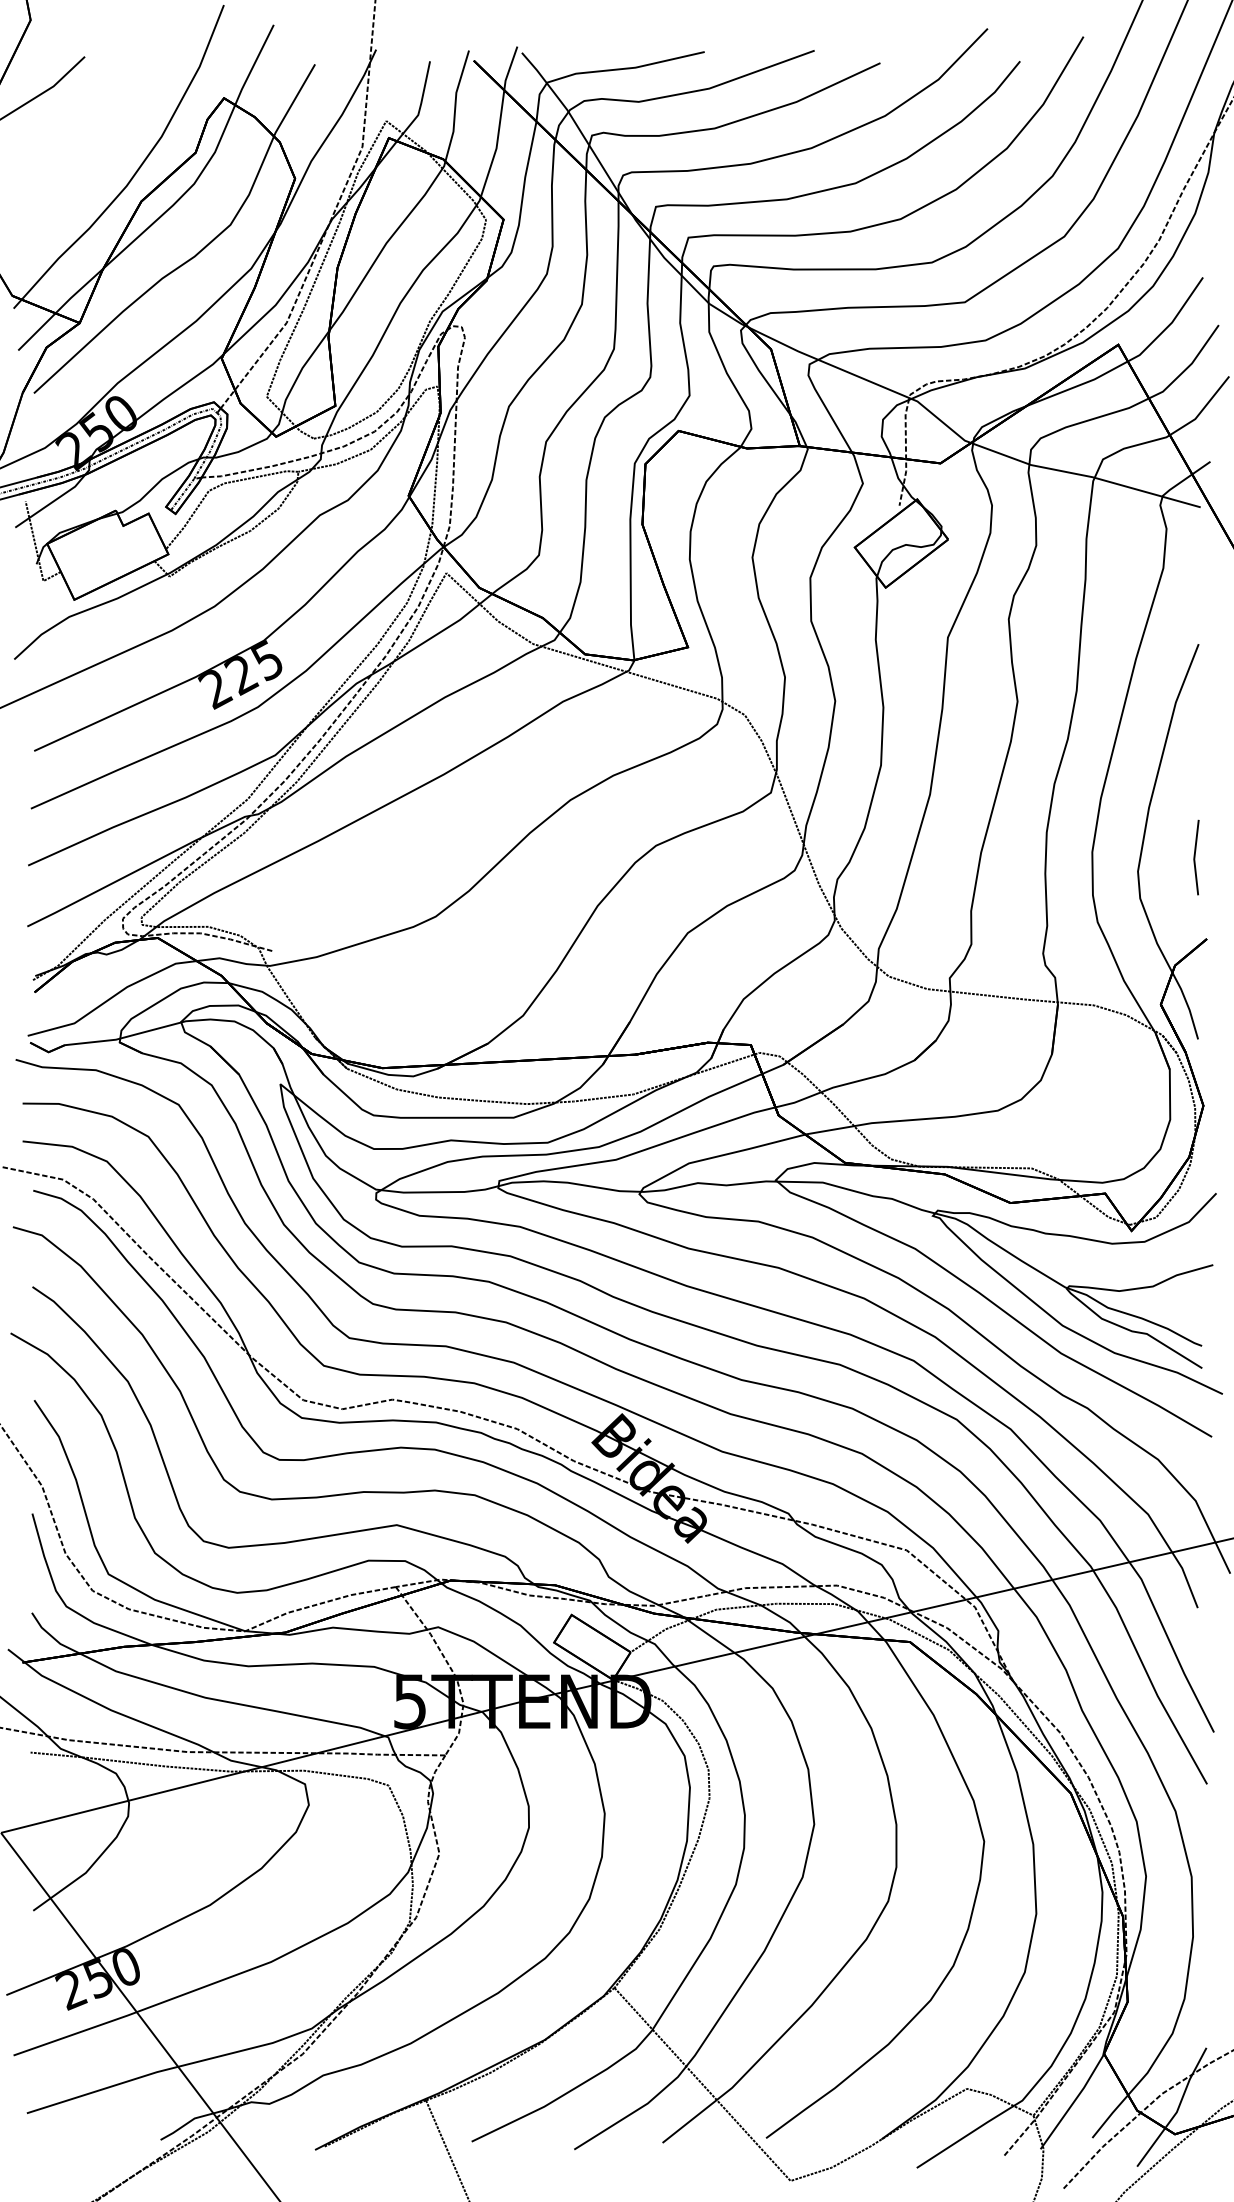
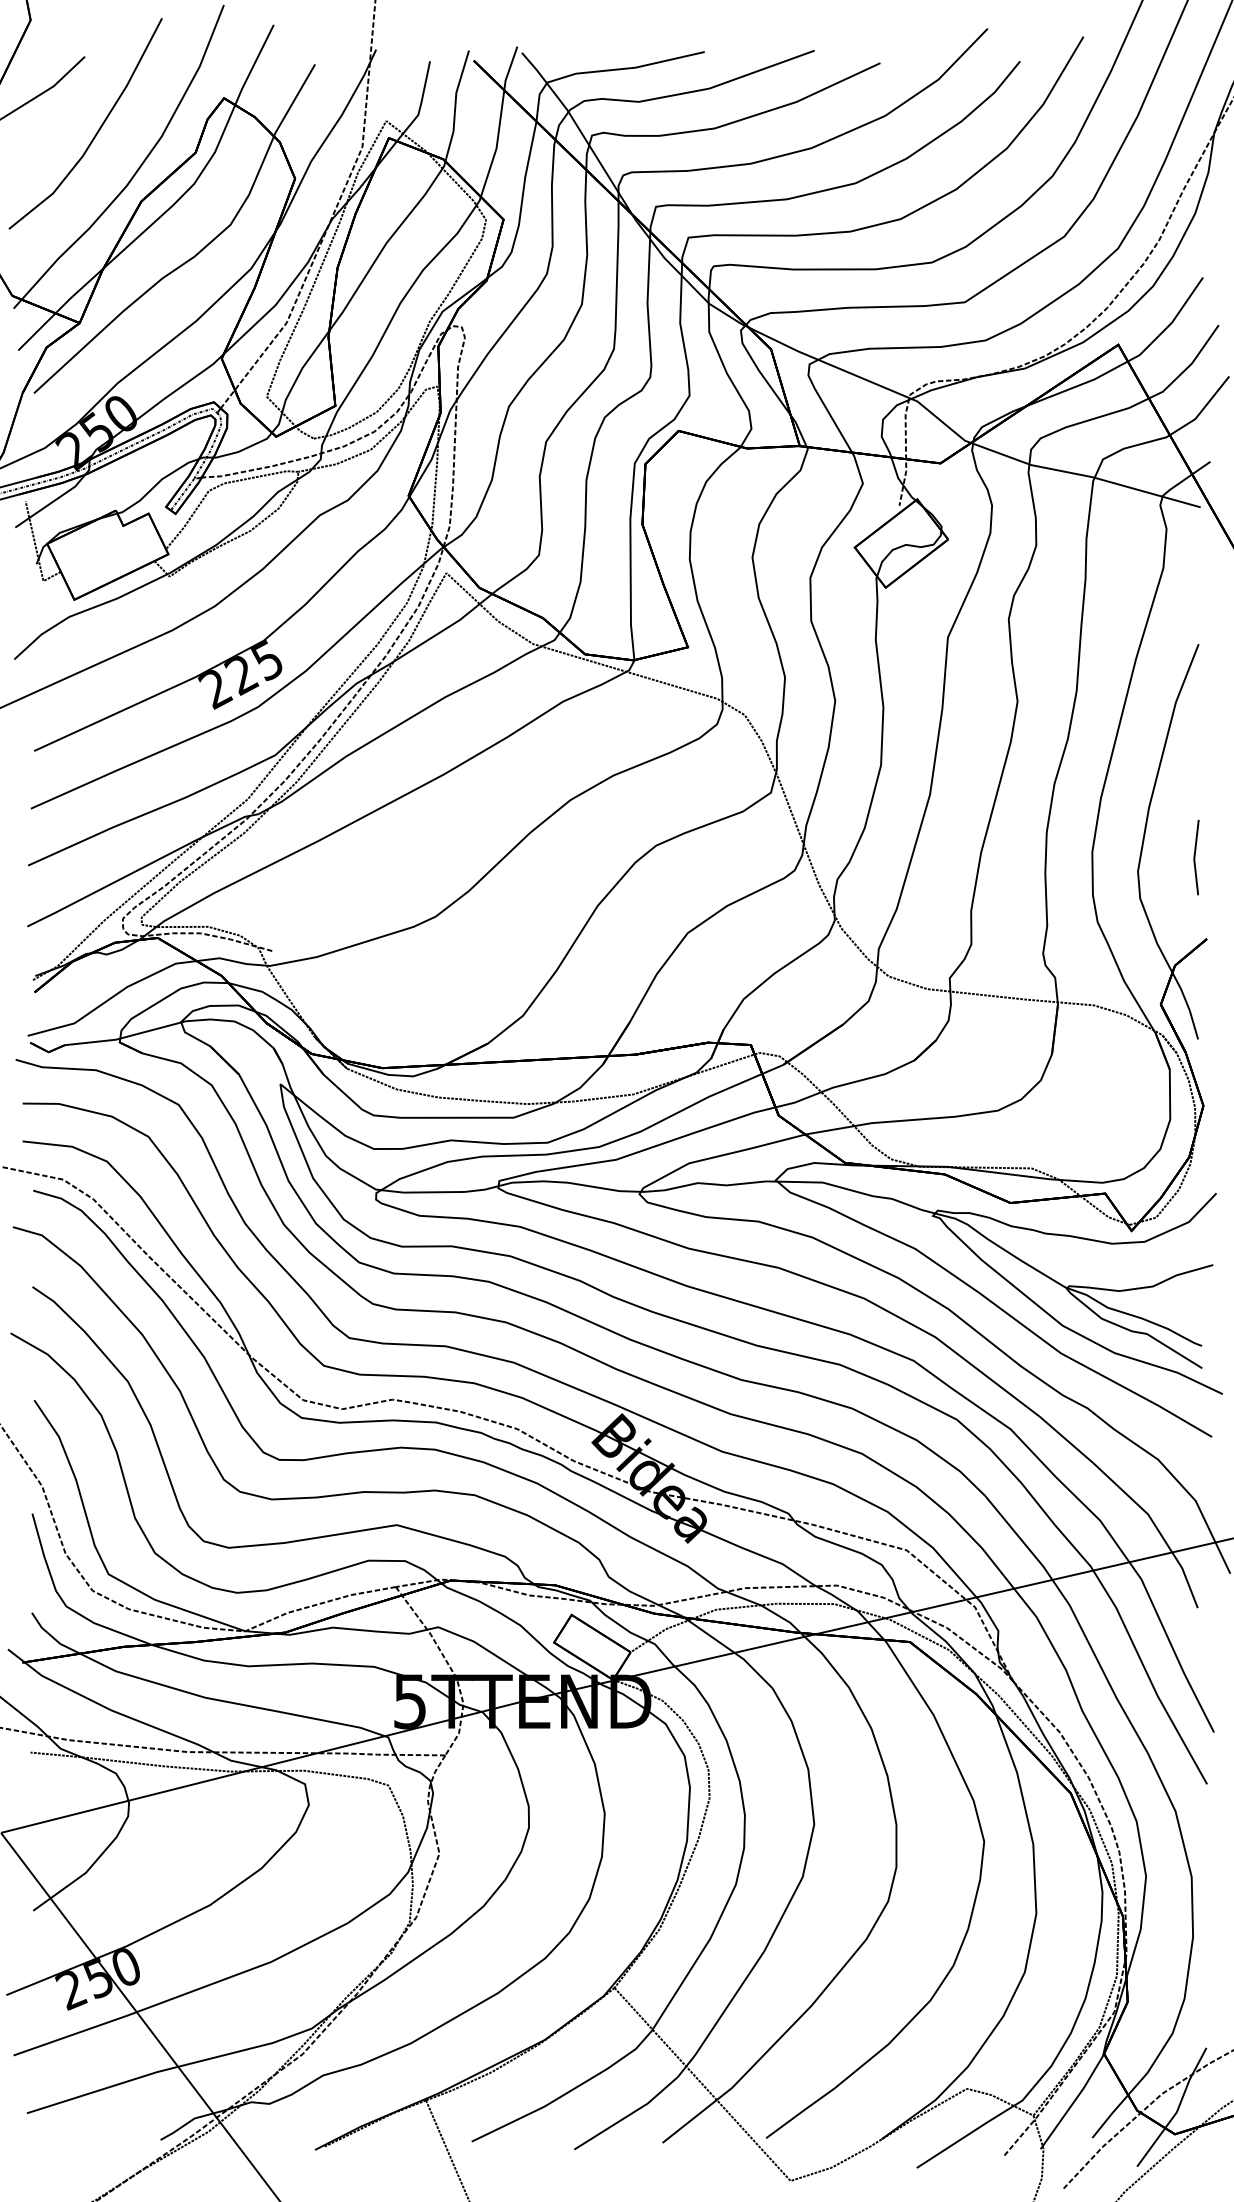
line: none -> present (97, 130)
